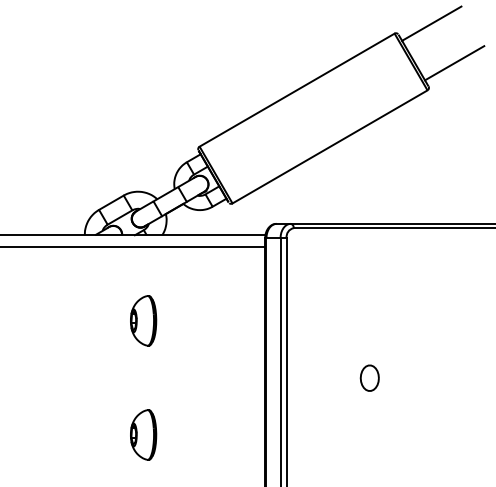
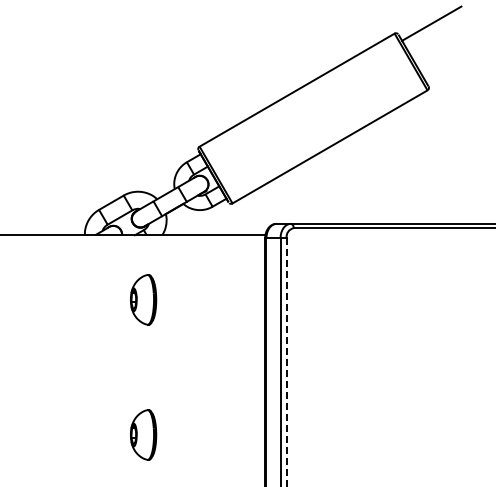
line: present -> none (454, 63)
line: present -> none (133, 246)
part position: (143, 320) -> (143, 299) (143, 299)
line: solid -> dashed (286, 362)
part: present -> none (369, 377)
